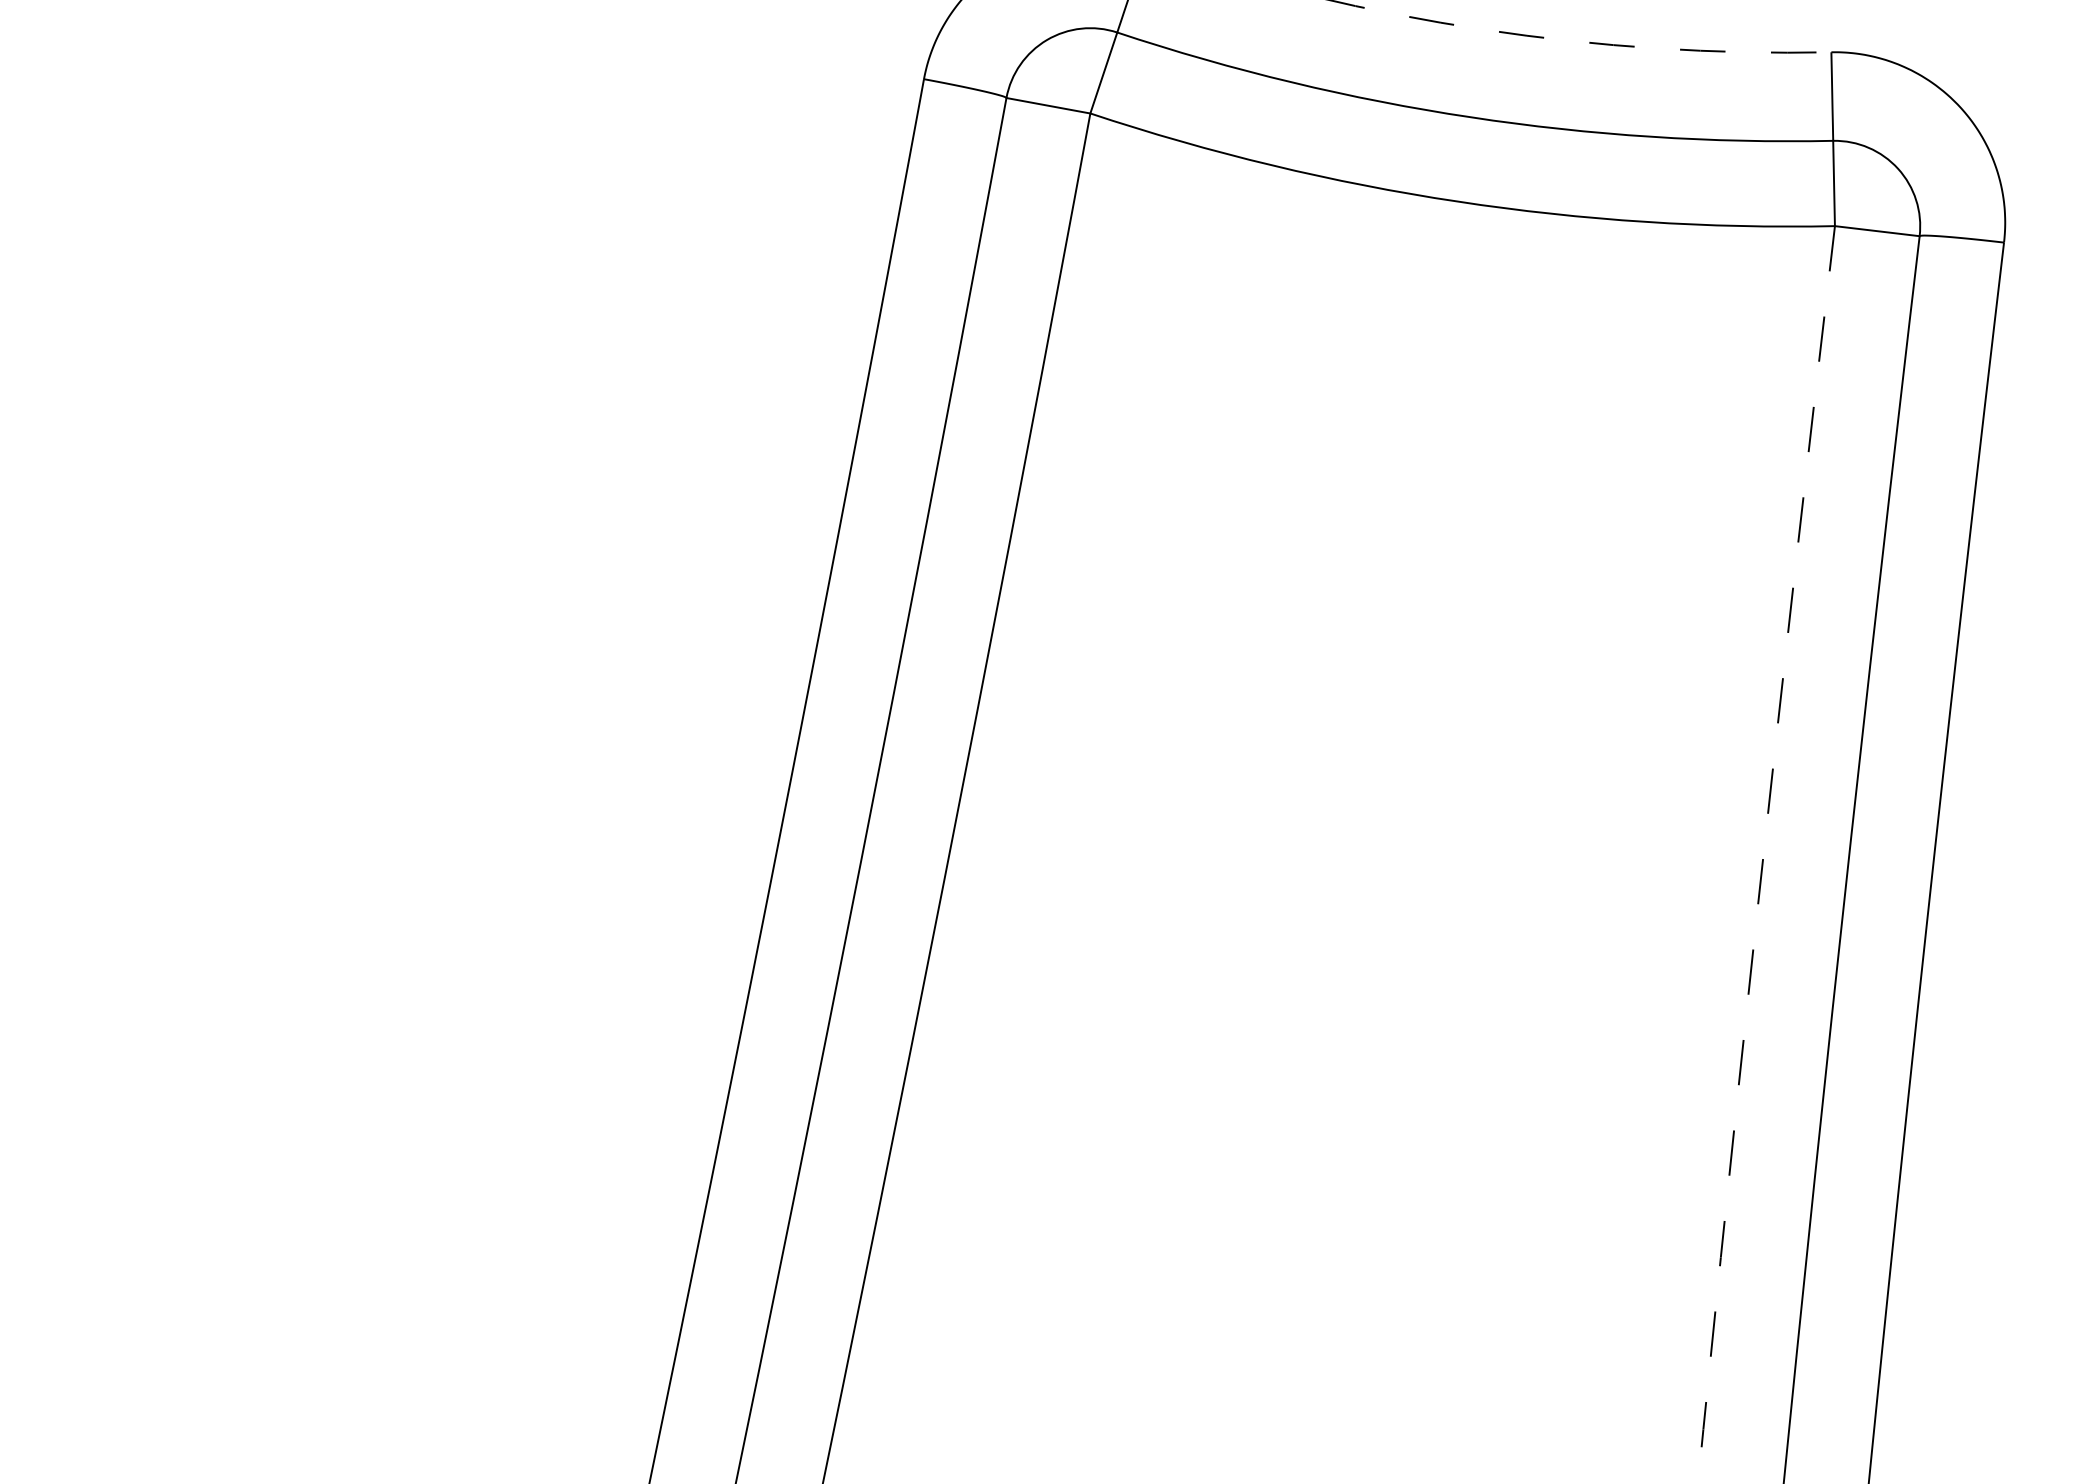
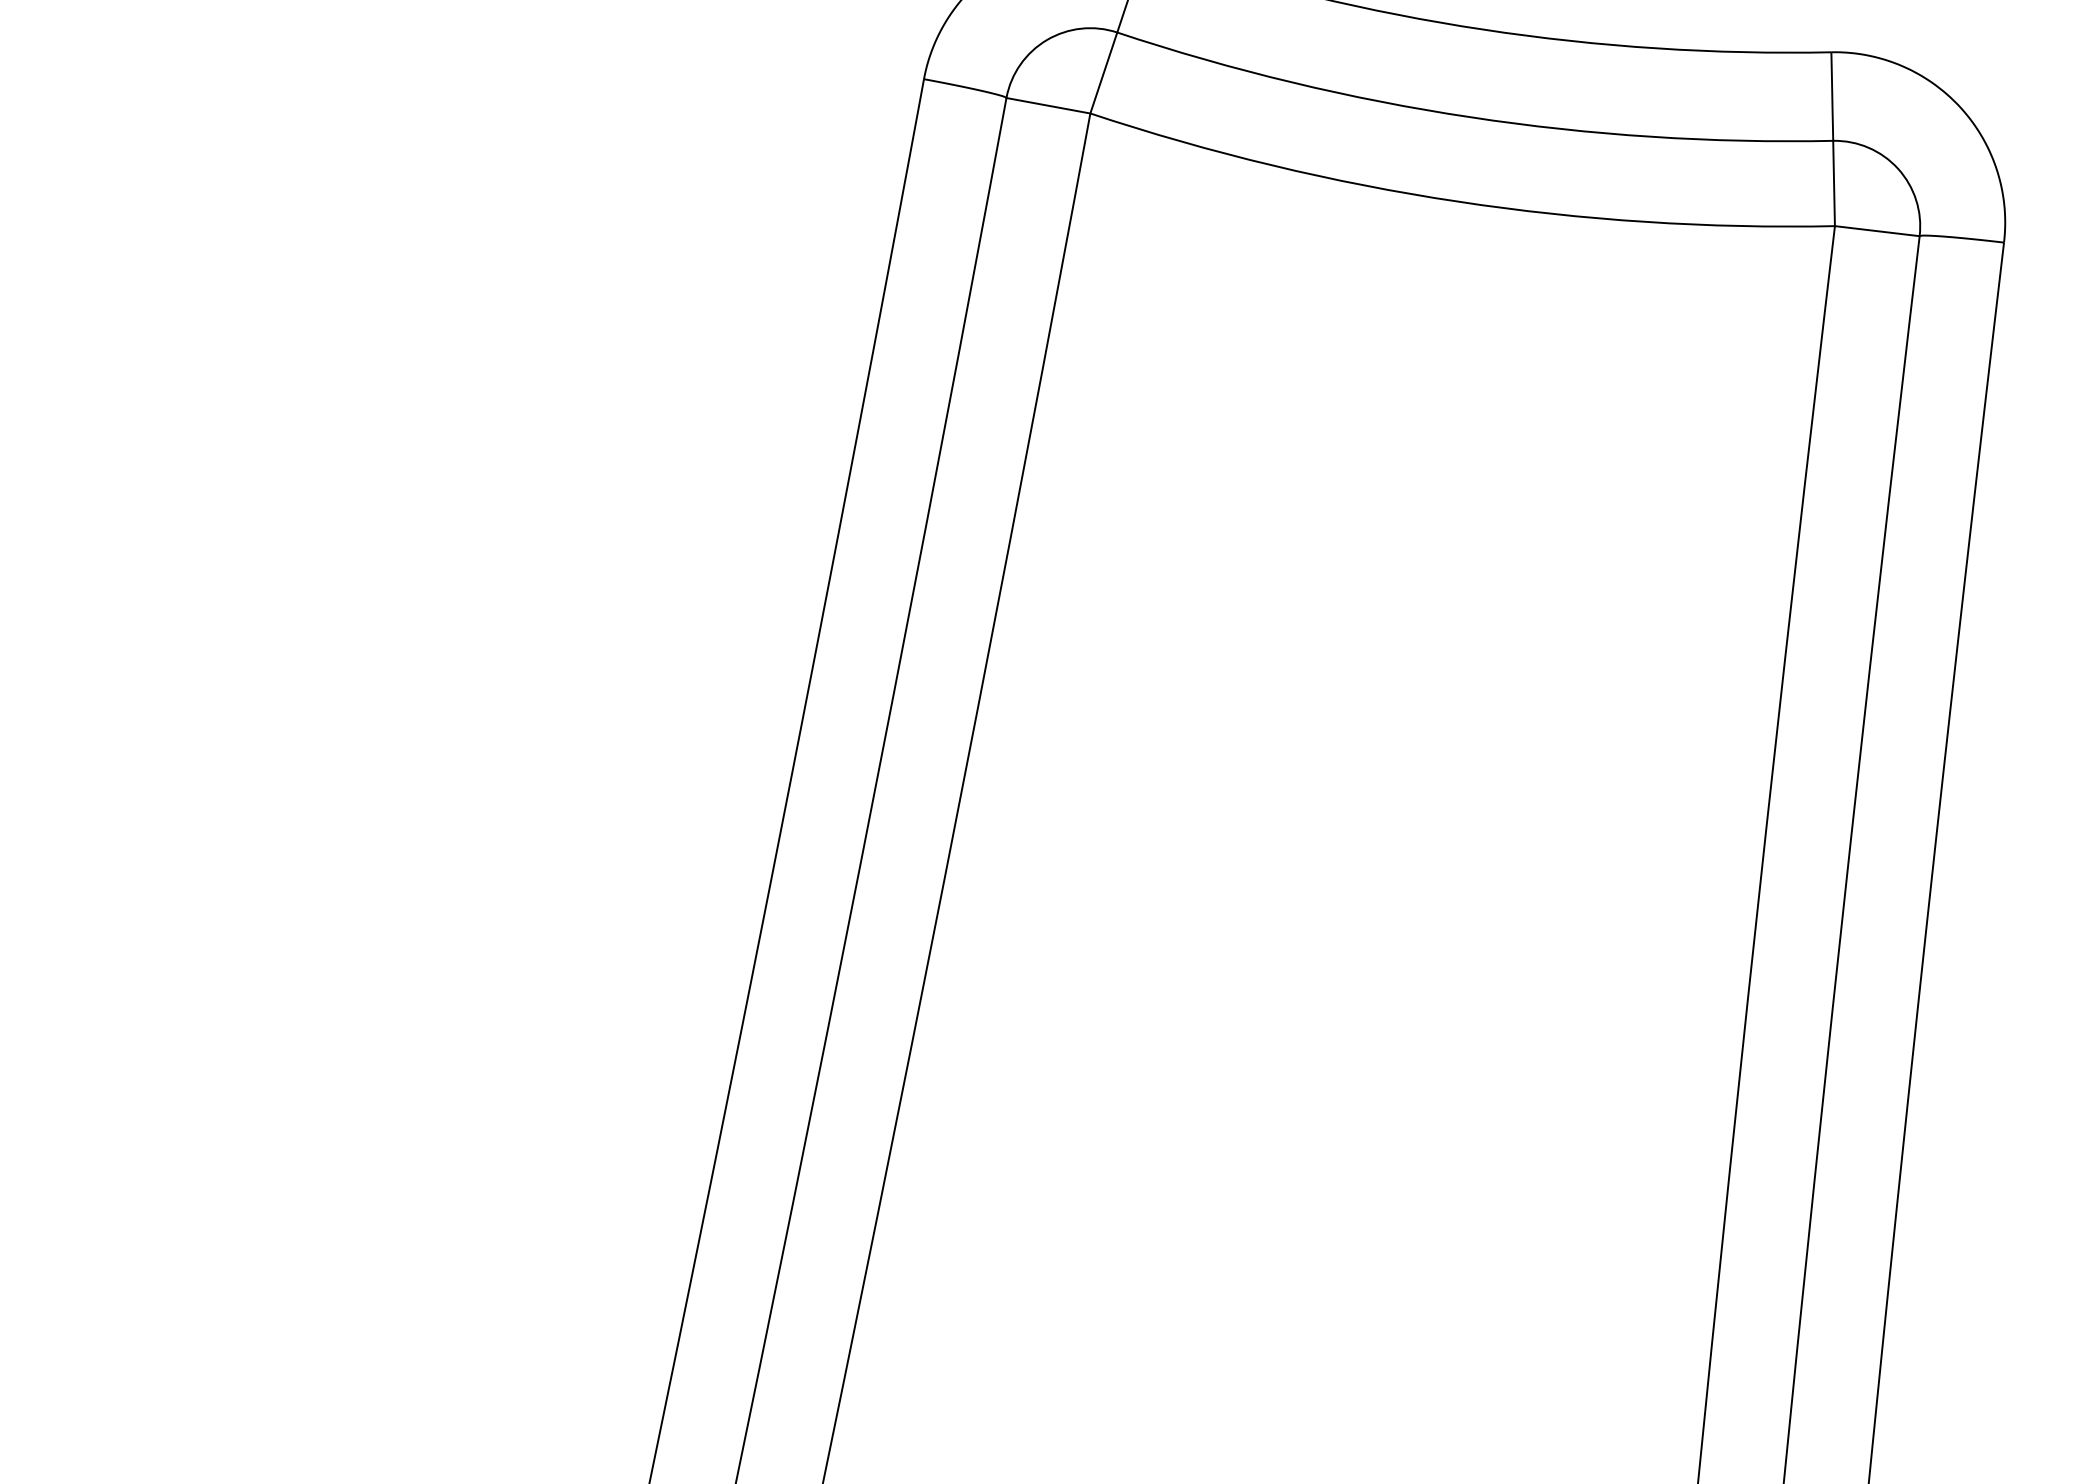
arc: dashed -> solid (1578, 41)
arc: dashed -> solid (1763, 854)
